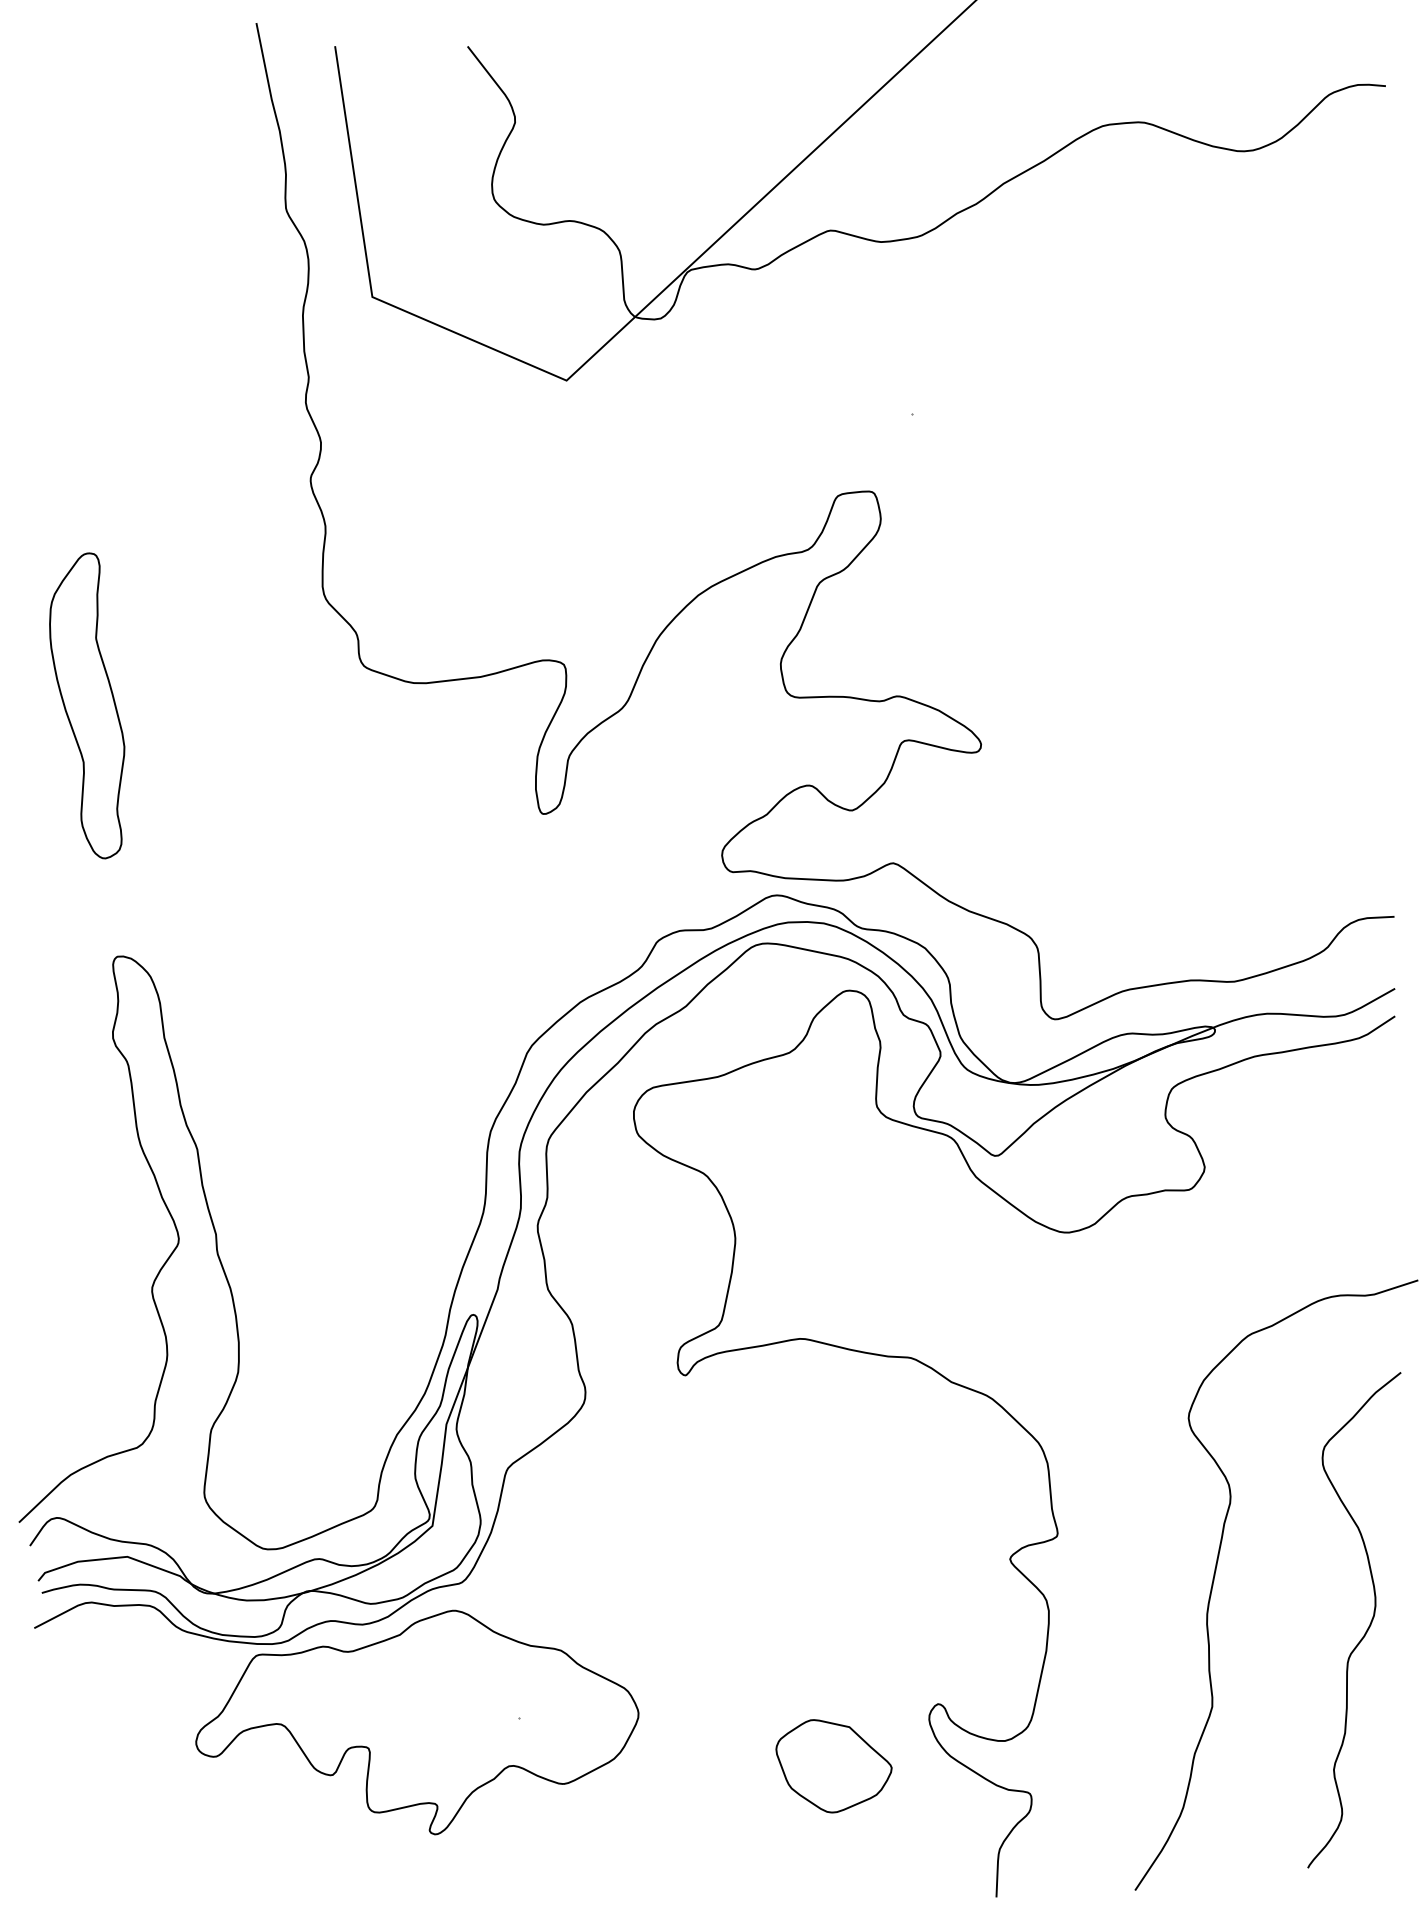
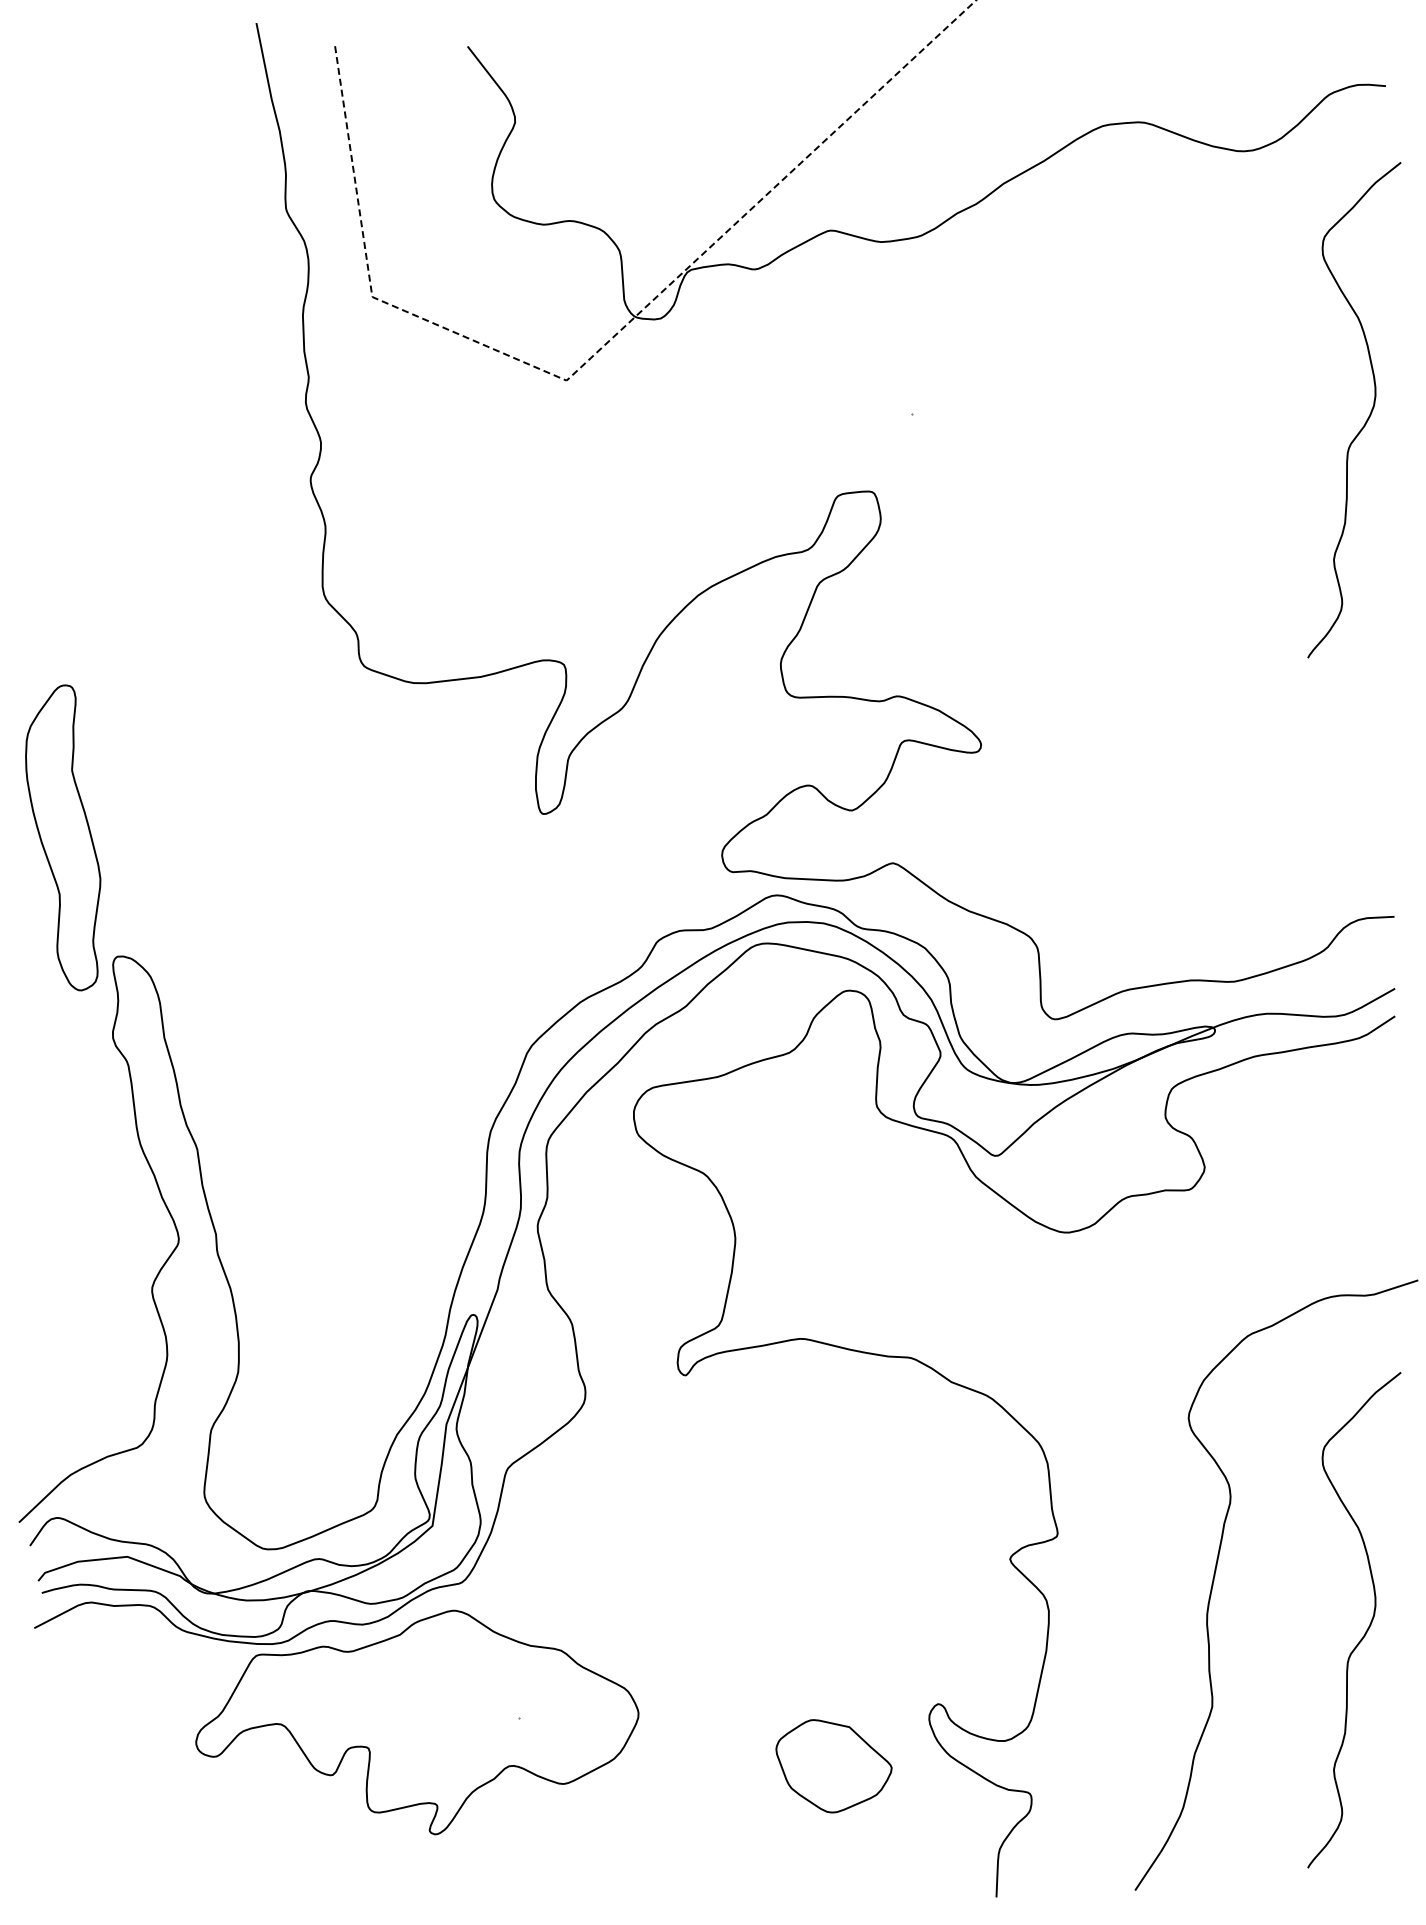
line: solid -> dashed (600, 349)
curve: none -> present (1366, 419)
part position: (87, 705) -> (63, 837) (63, 837)
